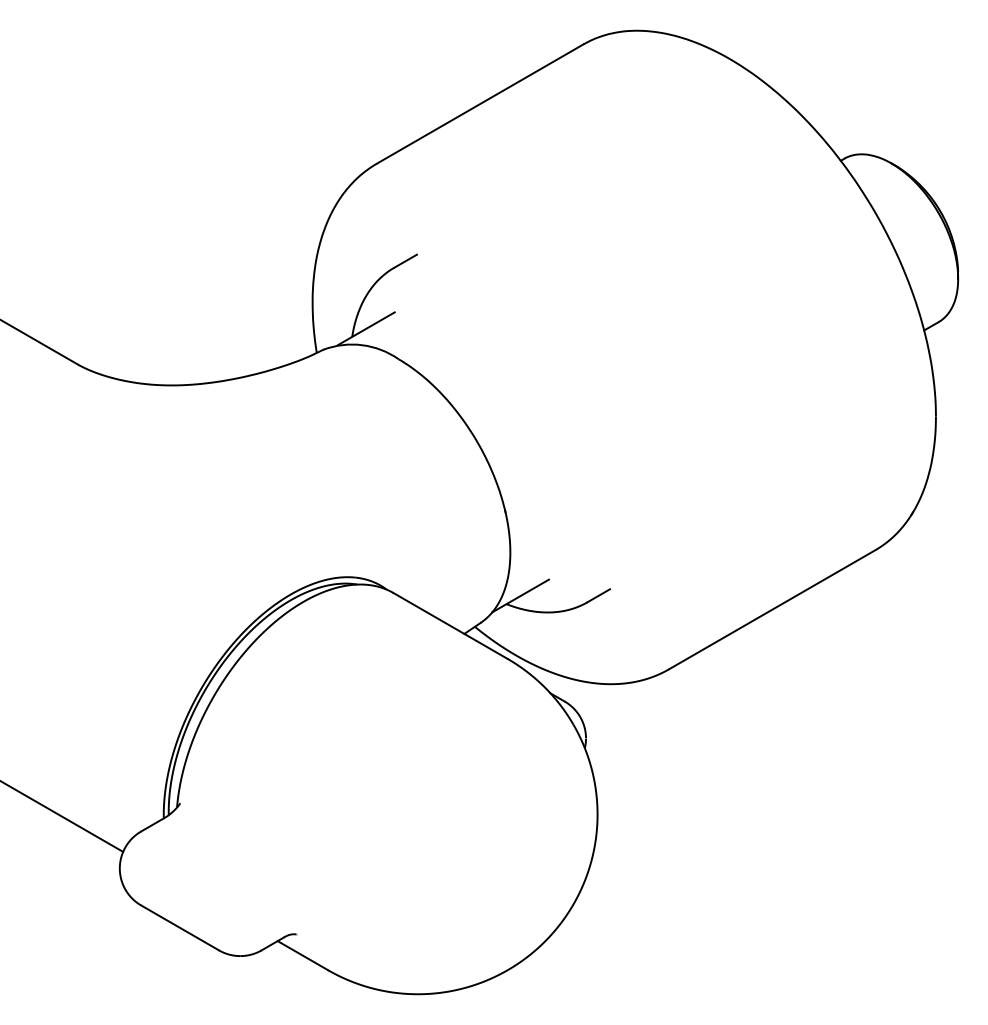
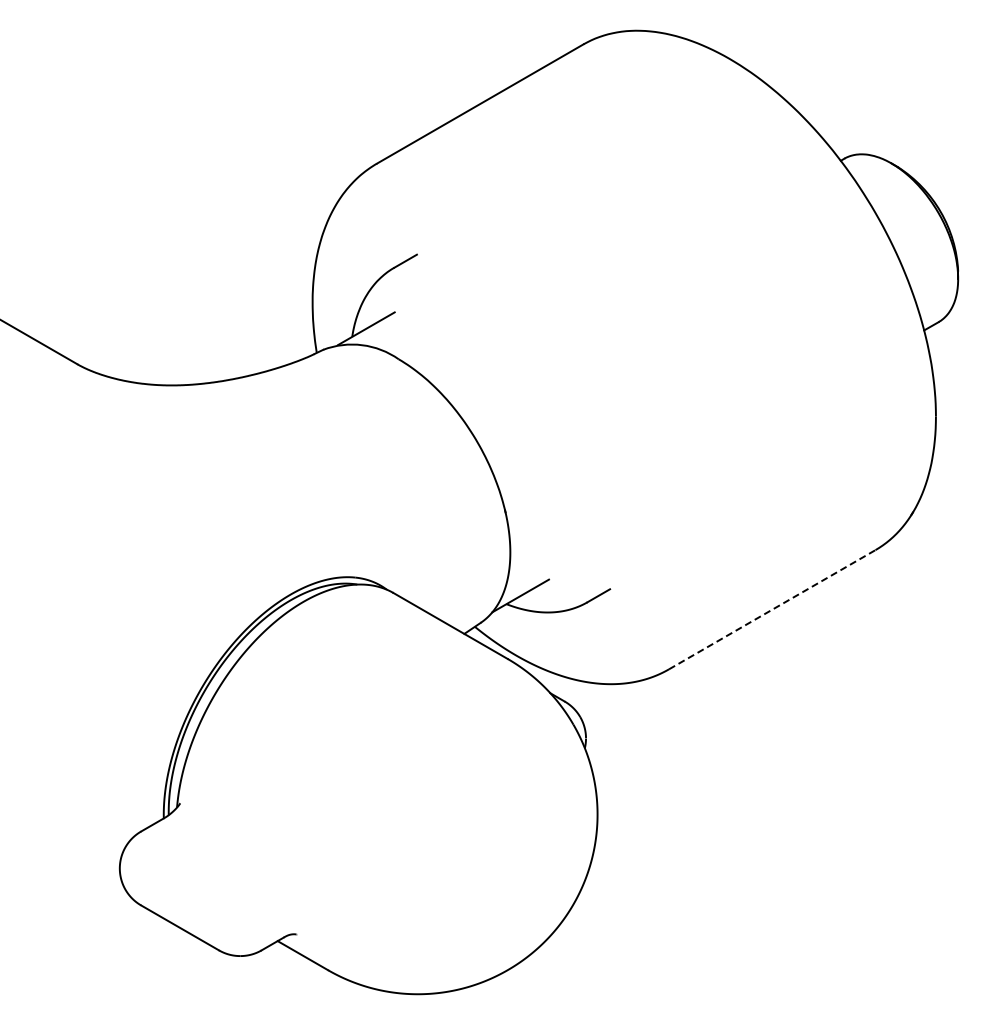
line: solid -> dashed (772, 609)
line: present -> none (62, 816)
